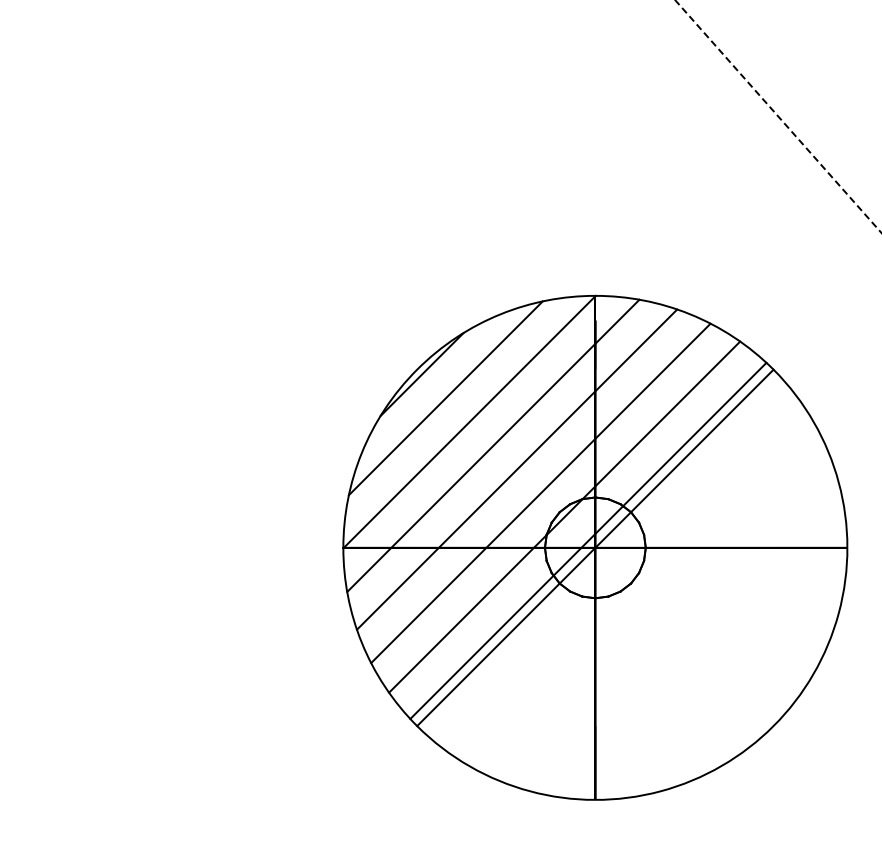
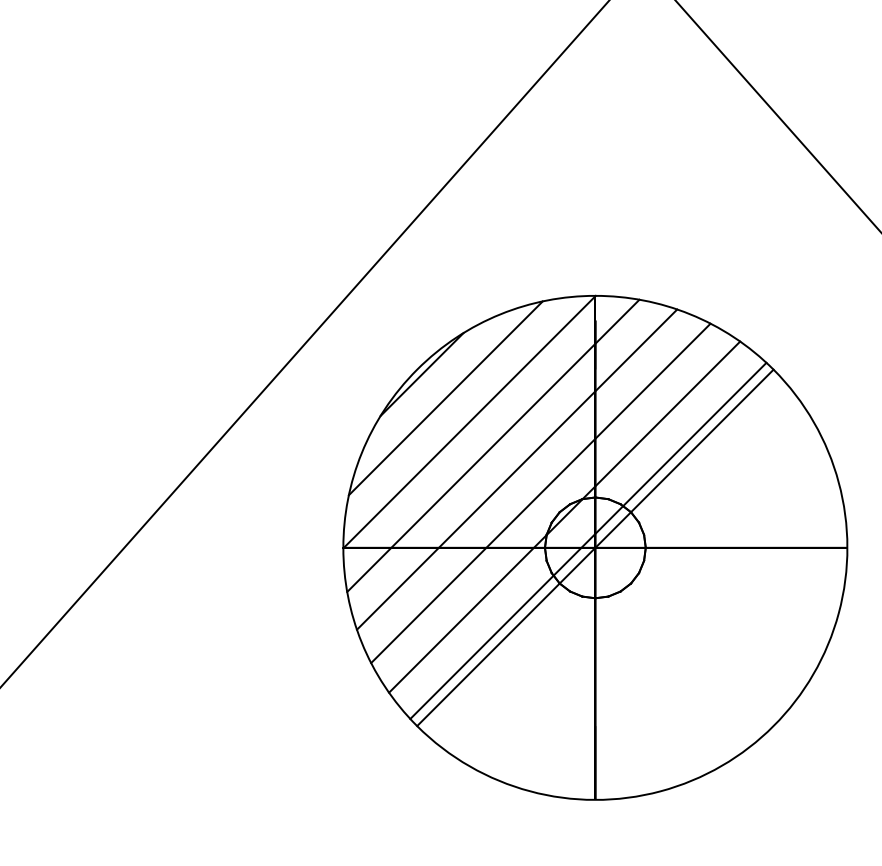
line: dashed -> solid (778, 116)
line: none -> present (304, 343)
